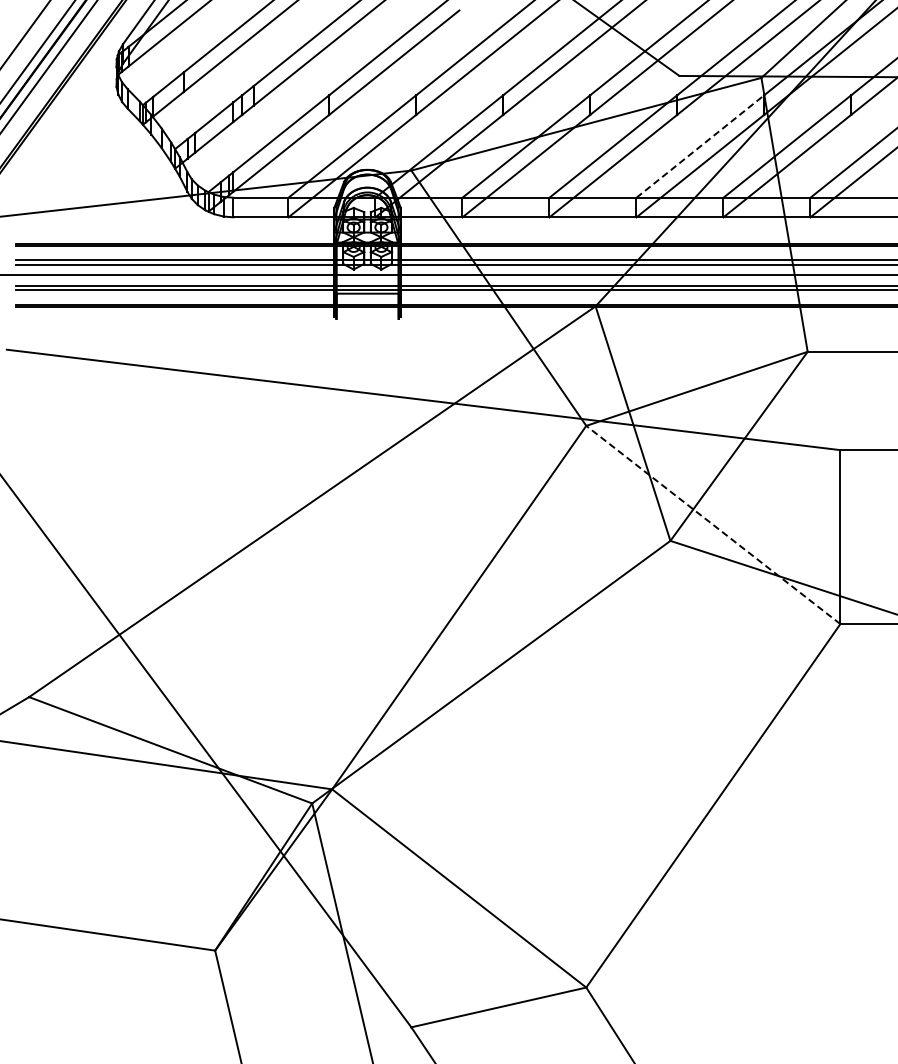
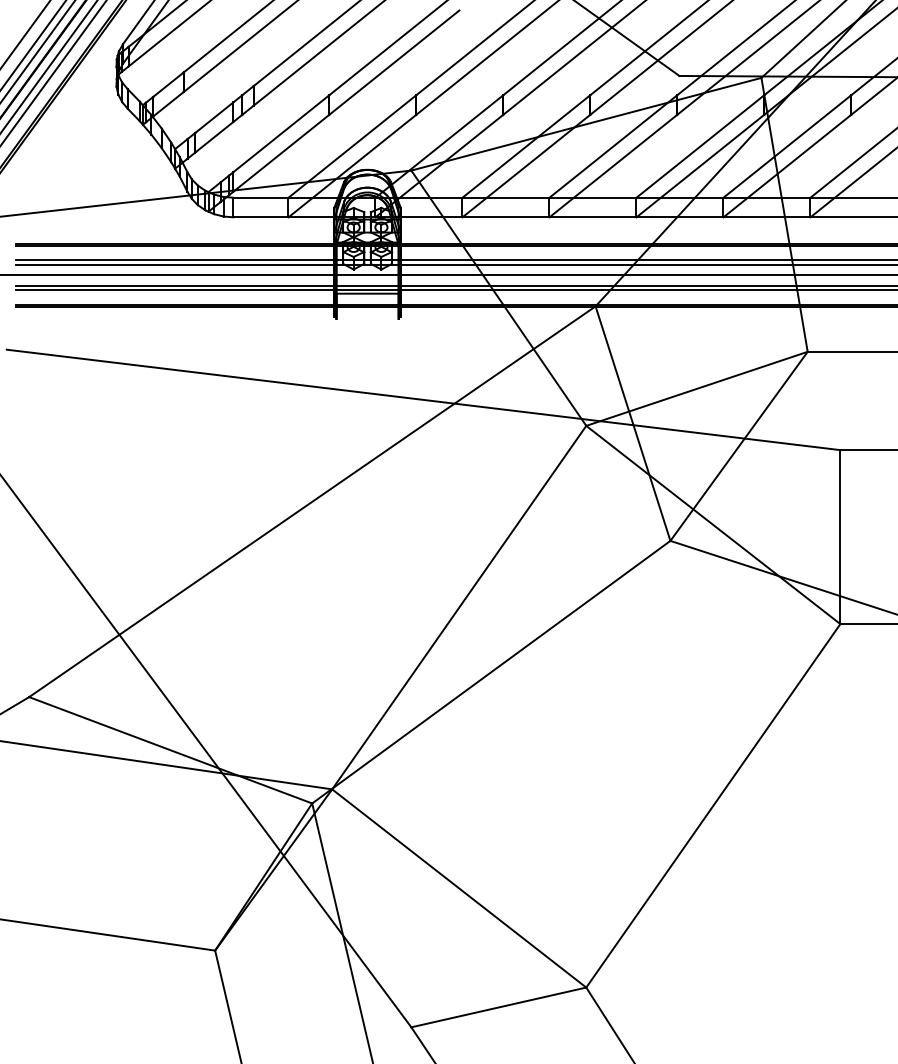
line: none -> present (33, 45)
line: none -> present (53, 72)
line: dashed -> solid (700, 146)
line: dashed -> solid (712, 524)
